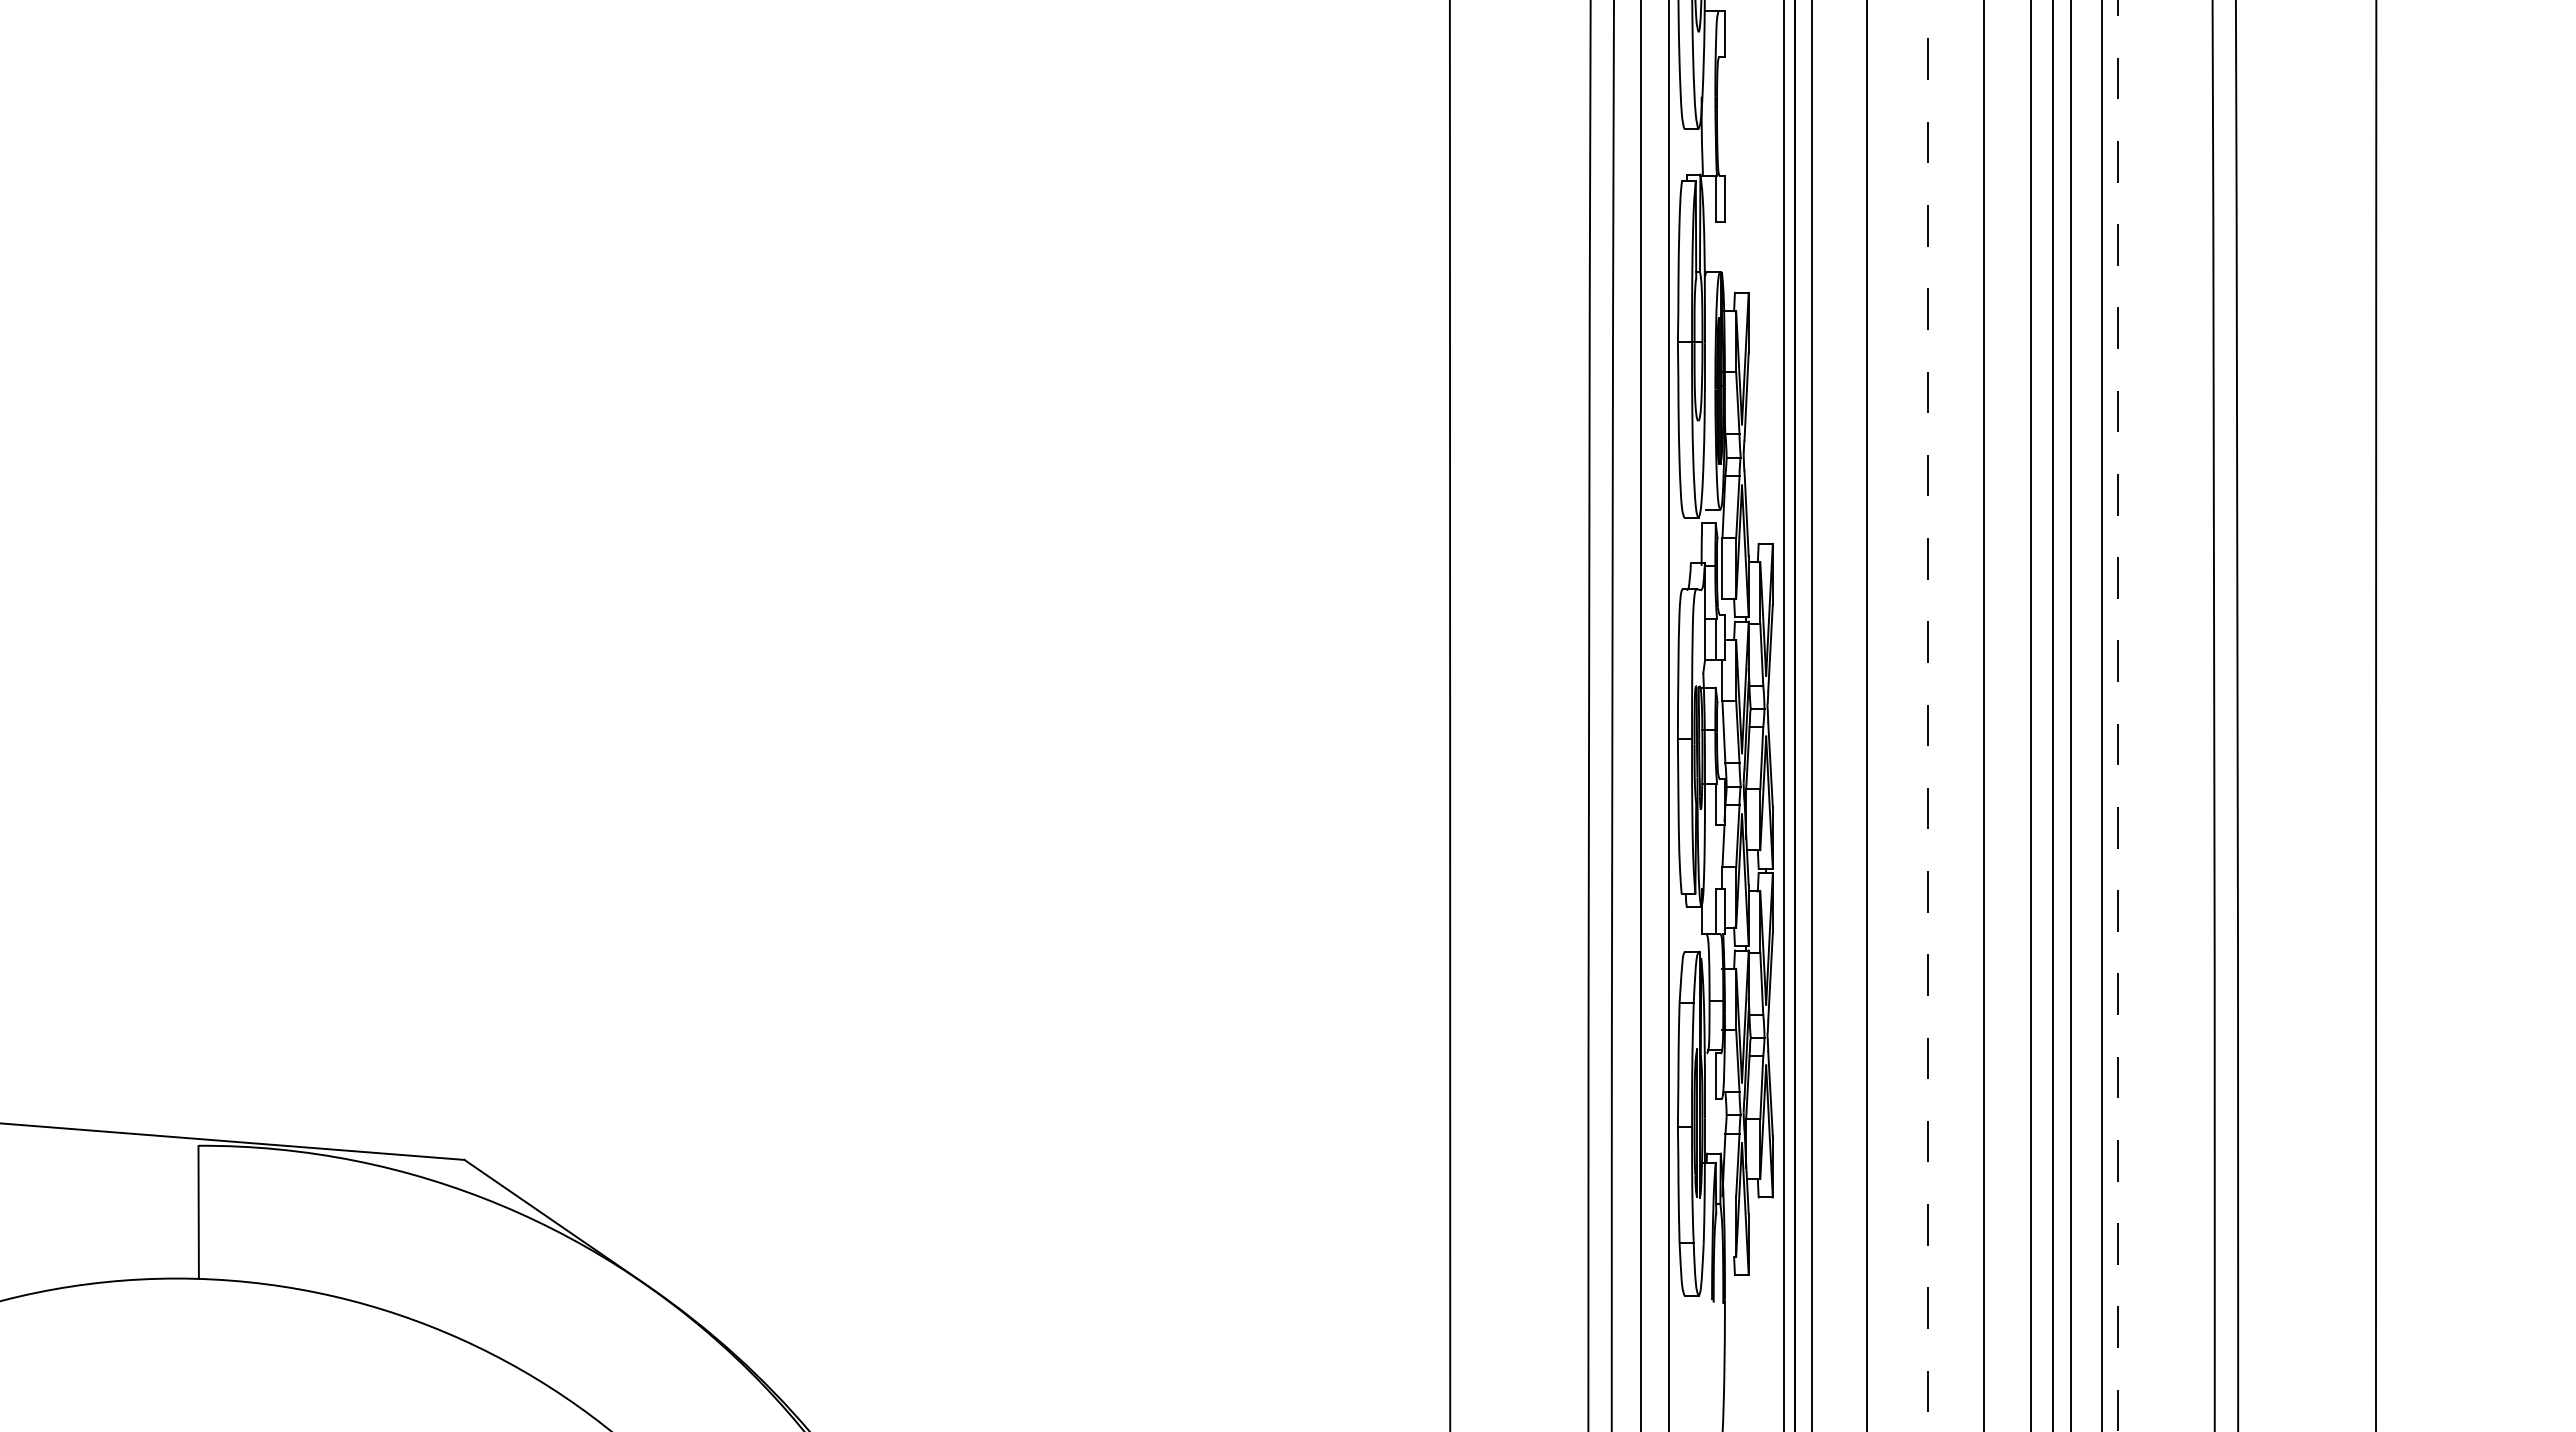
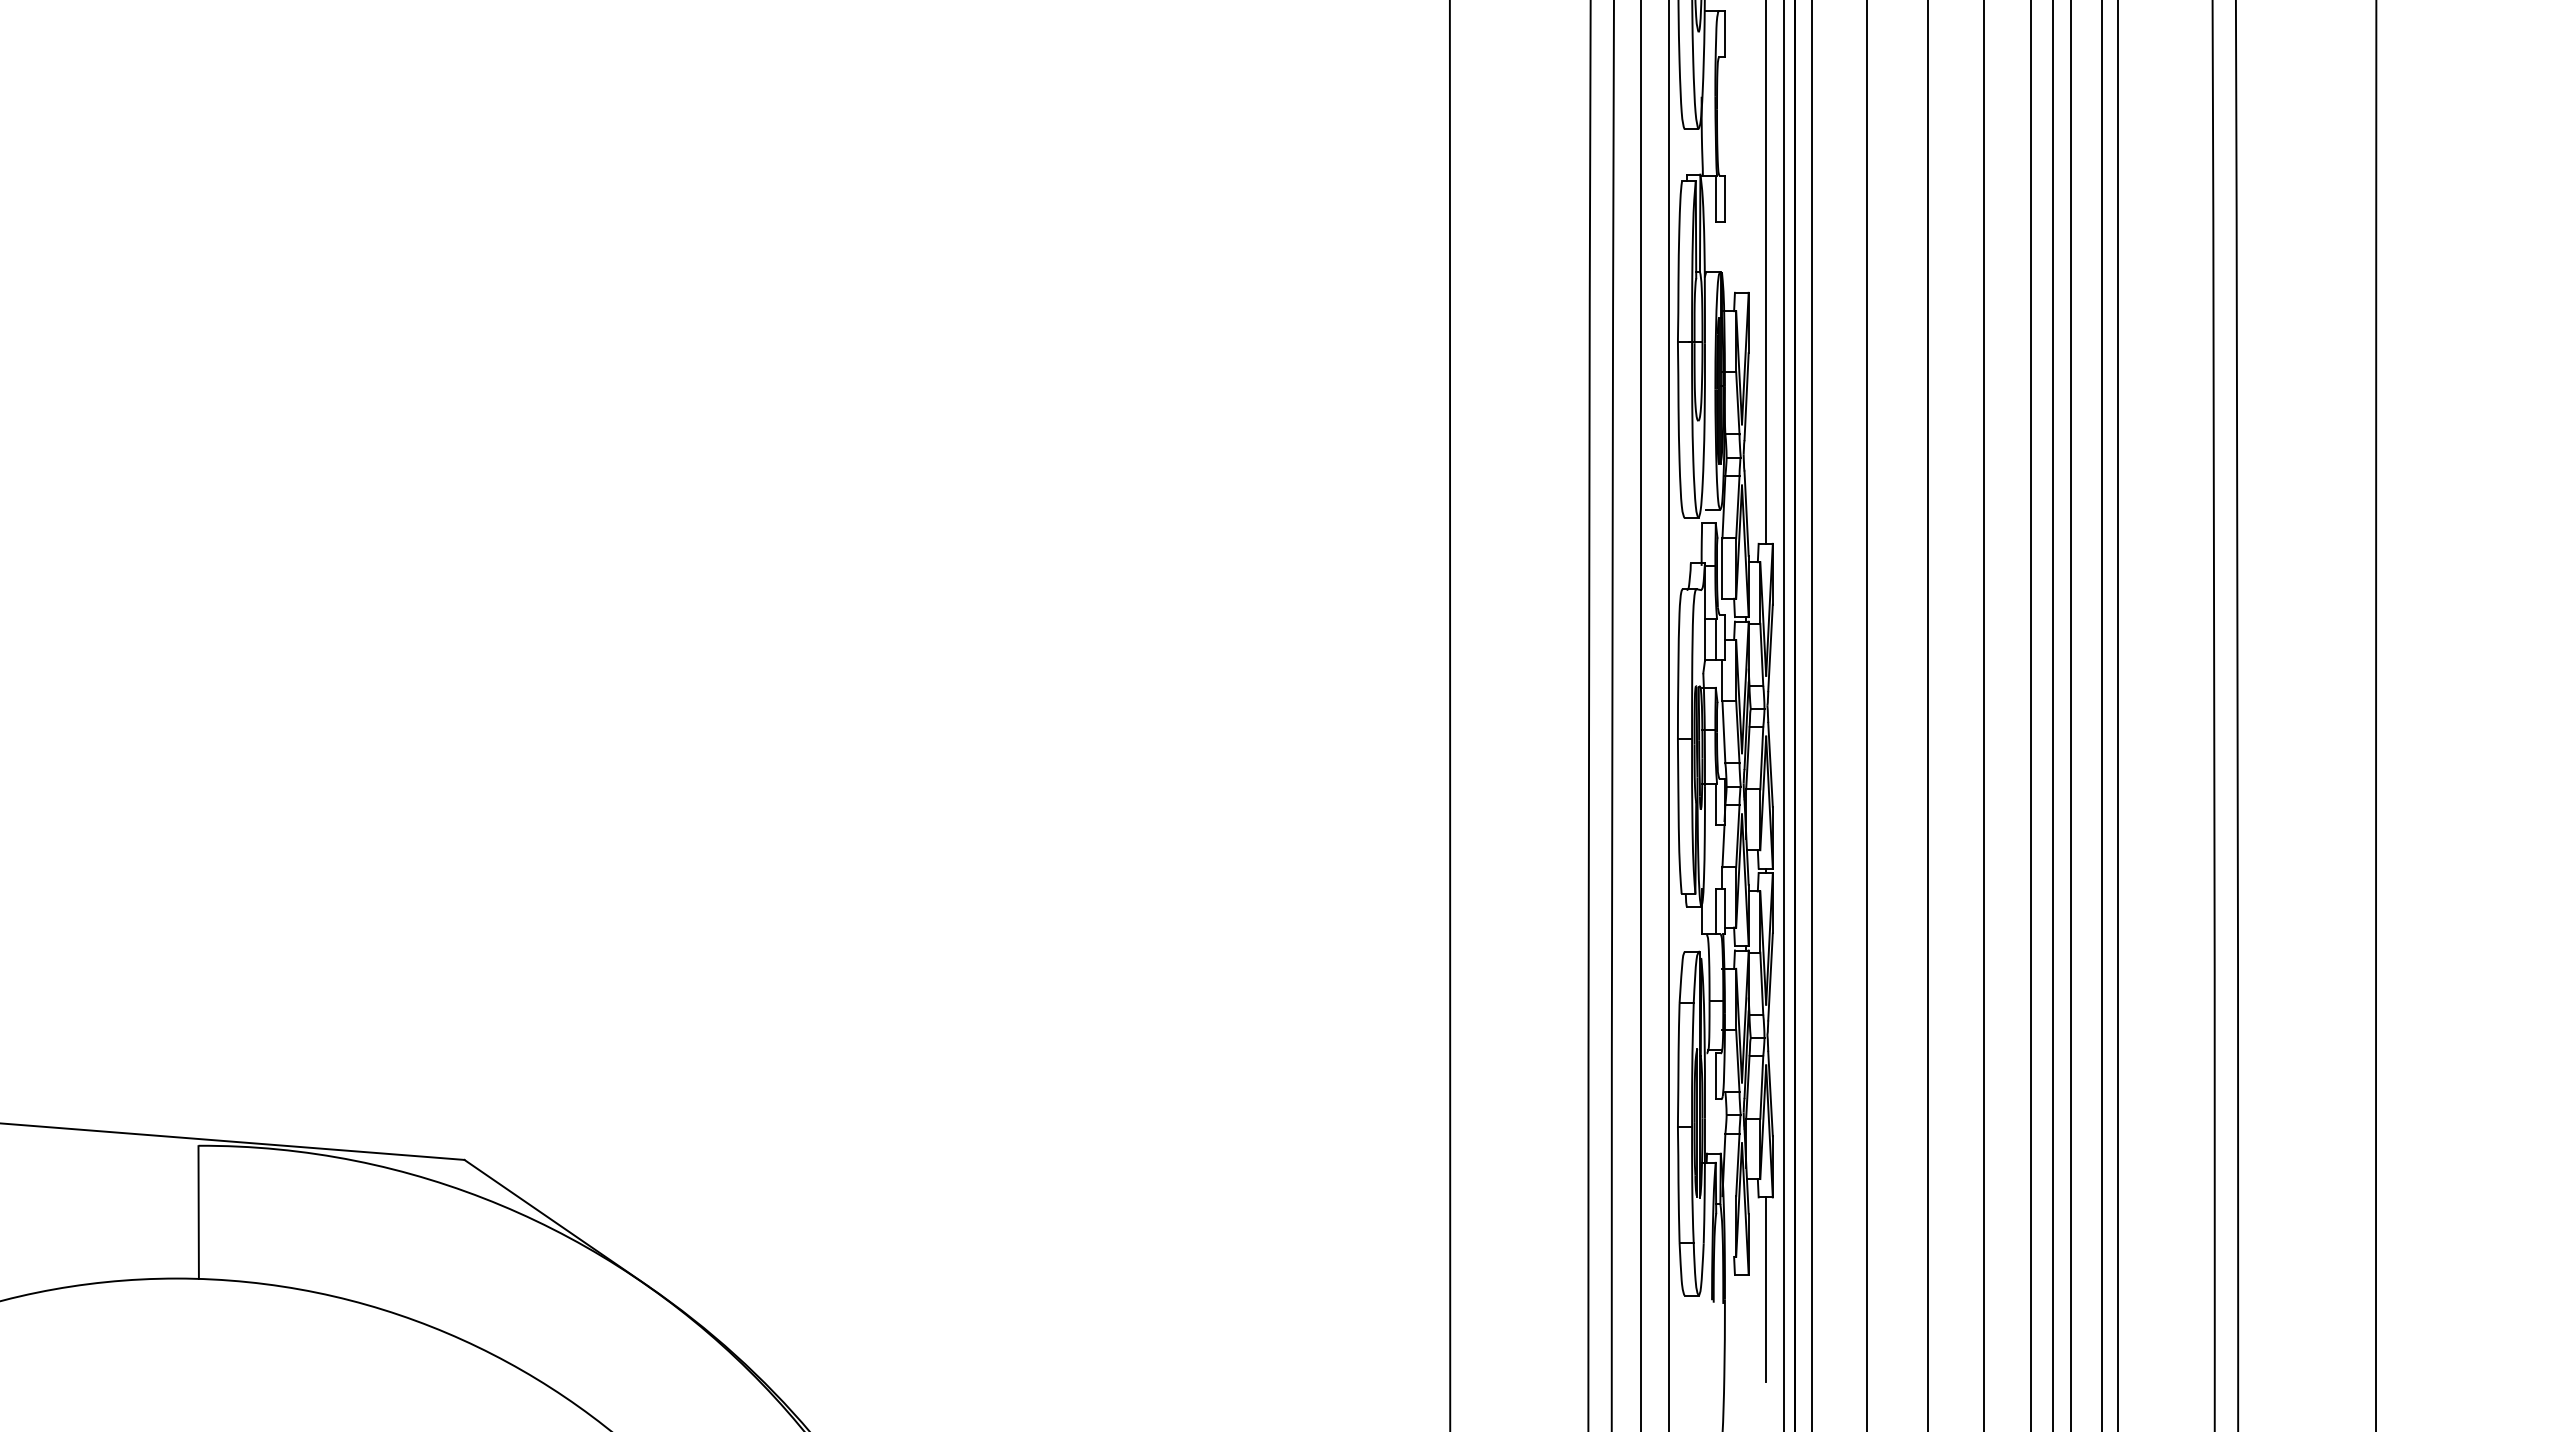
line: none -> present (1765, 272)
line: dashed -> solid (2117, 715)
line: dashed -> solid (1928, 716)
line: none -> present (1765, 1289)
